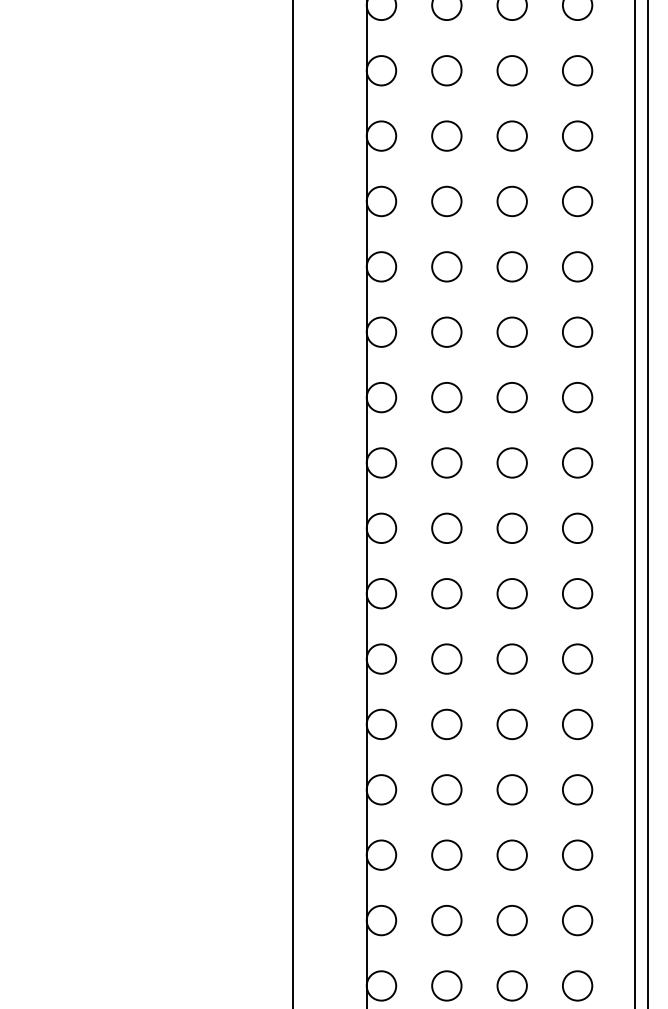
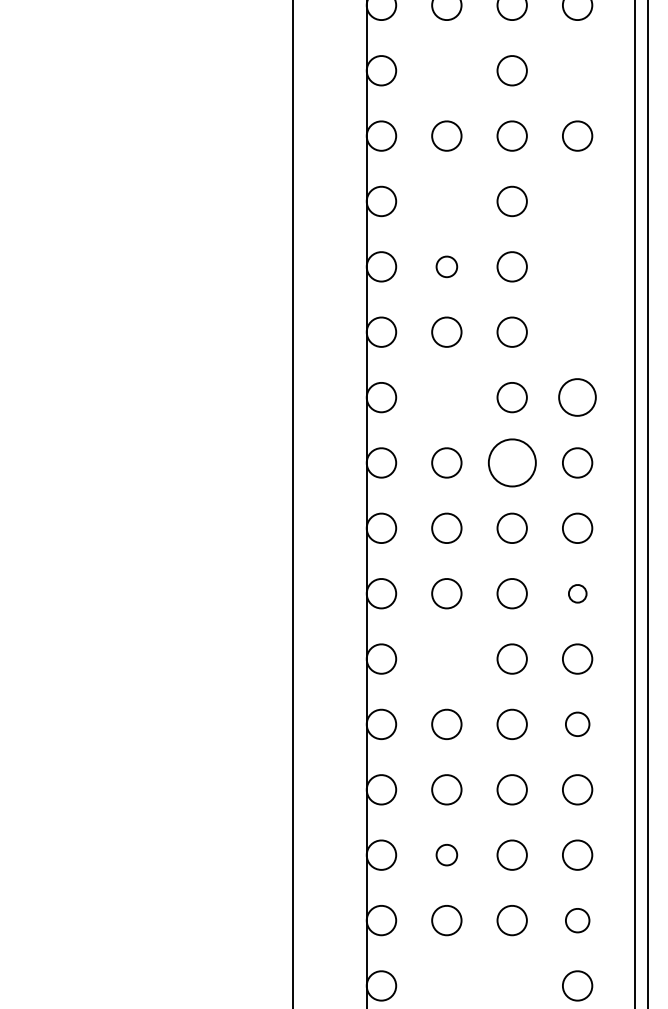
part: present -> none (446, 70)
part: present -> none (577, 70)
part: present -> none (446, 201)
part: present -> none (577, 201)
part size: 32x32 px -> 24x24 px (446, 266)
part: present -> none (577, 266)
part: present -> none (577, 331)
part: present -> none (446, 397)
part size: 32x32 px -> 39x39 px (577, 397)
part size: 32x32 px -> 49x50 px (512, 462)
part size: 32x32 px -> 20x20 px (577, 593)
part: present -> none (446, 658)
part size: 32x32 px -> 26x26 px (577, 723)
part size: 32x32 px -> 24x23 px (446, 855)
part size: 32x32 px -> 26x26 px (577, 920)
part: present -> none (446, 985)
part: present -> none (511, 985)
